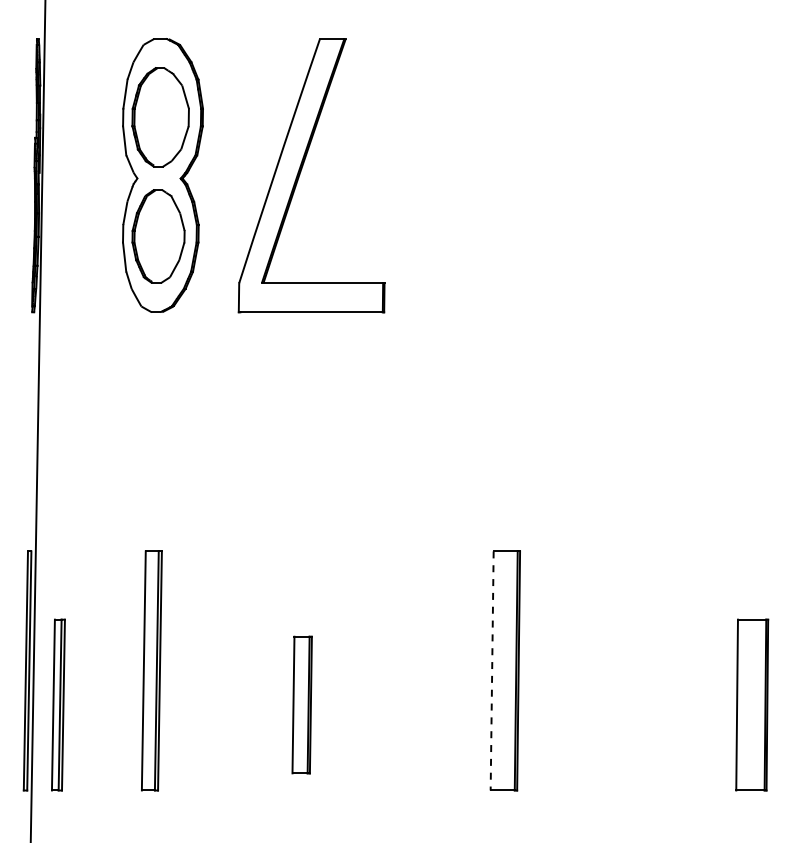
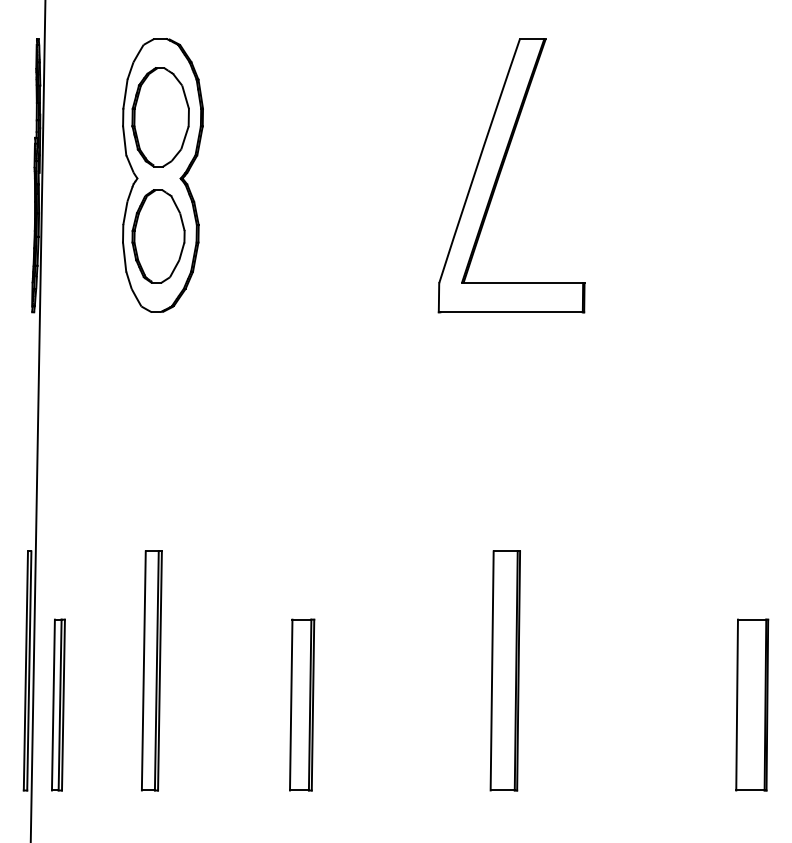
part position: (301, 172) -> (501, 172) (501, 172)
line: dashed -> solid (492, 670)
part size: 22x140 px -> 27x174 px (302, 704)
